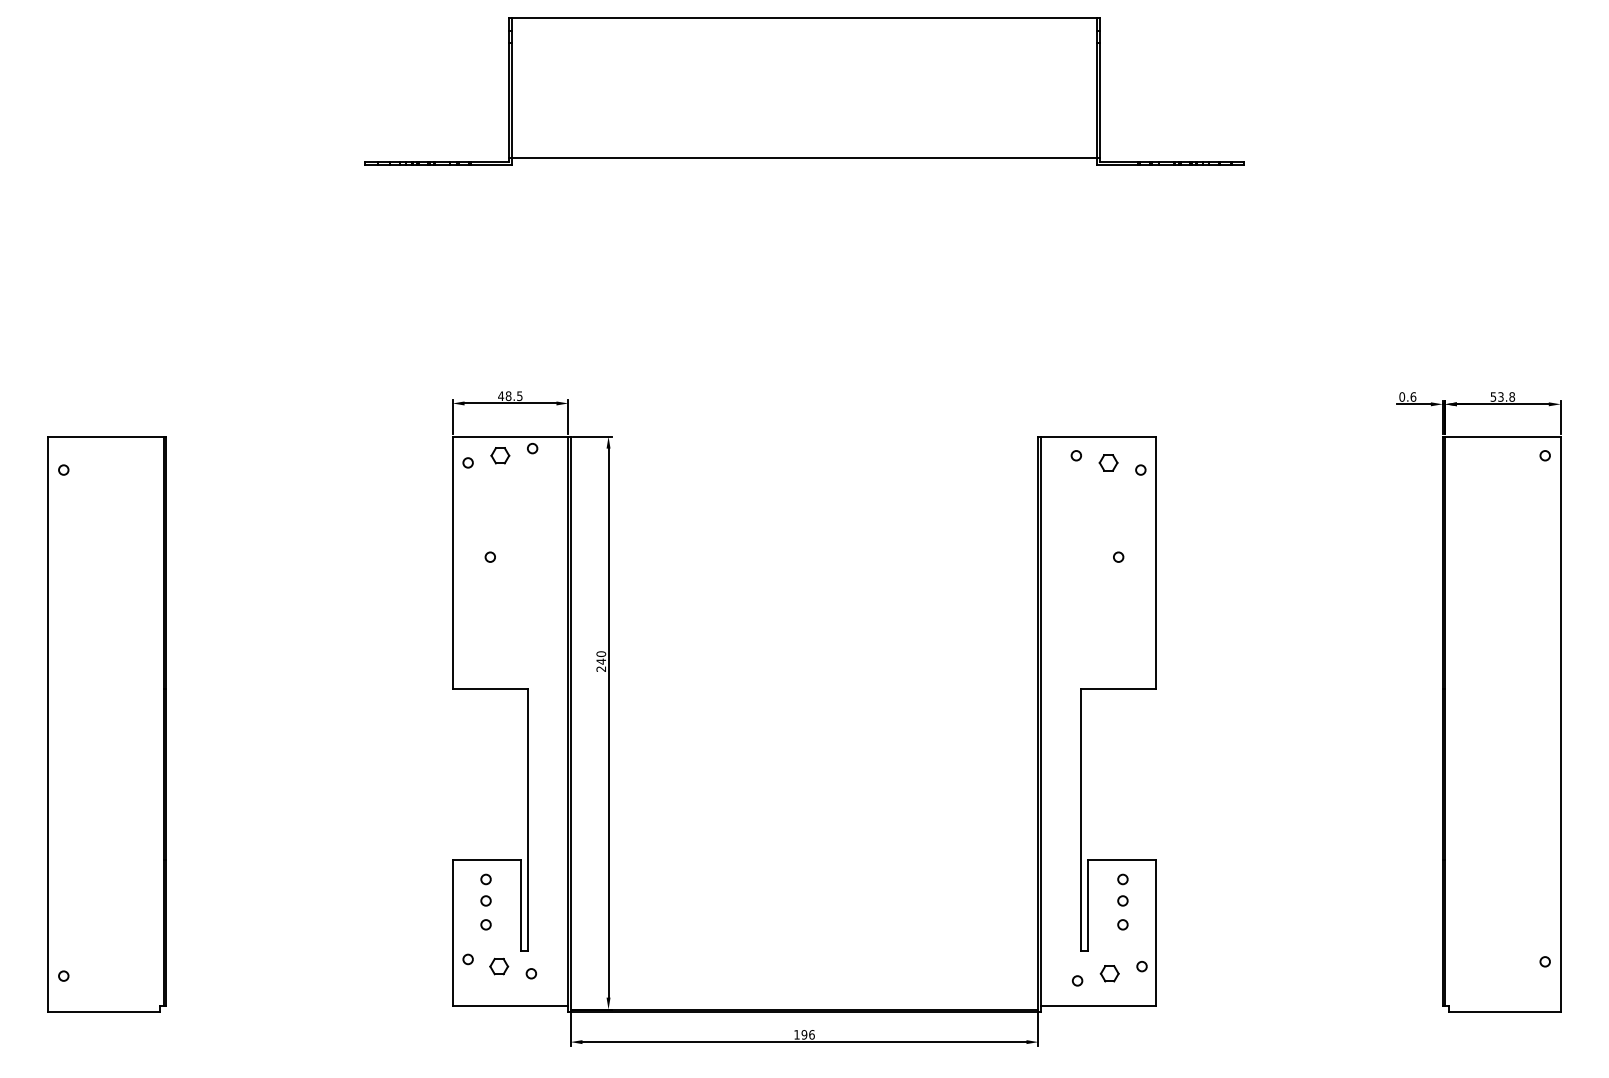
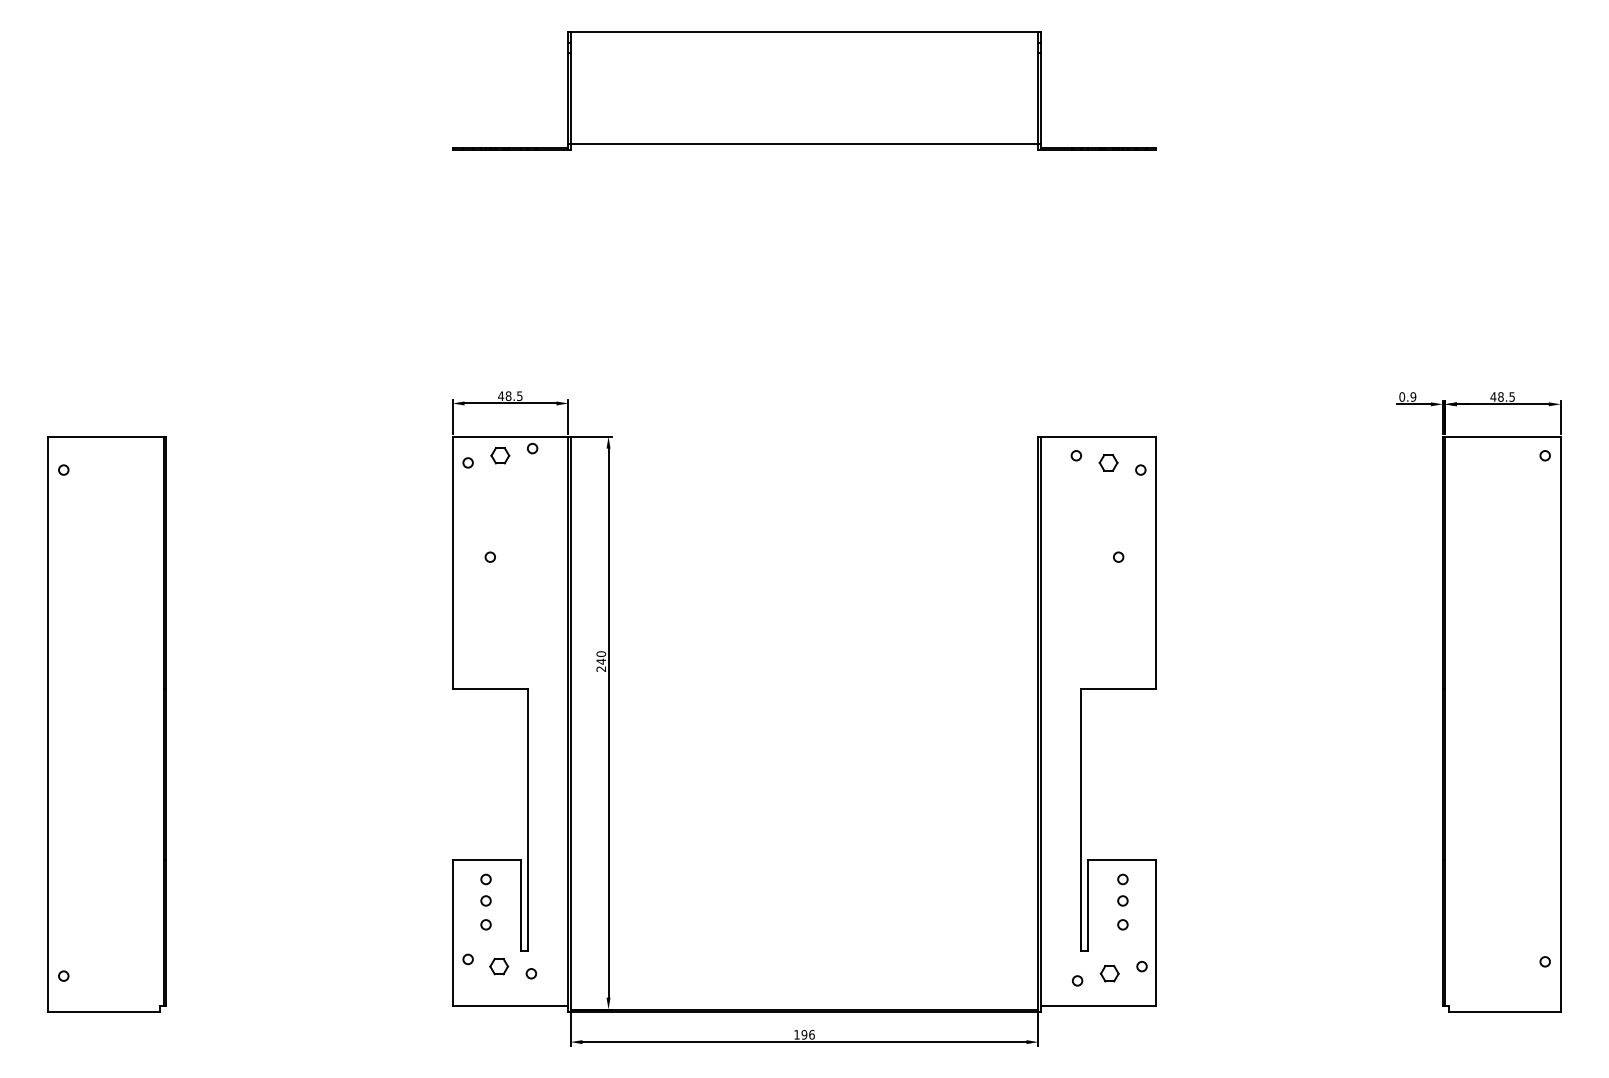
part size: 881x149 px -> 705x120 px (804, 90)
text: 0.6 -> 0.9 (1413, 396)
text: 53.8 -> 48.5 (1502, 396)
